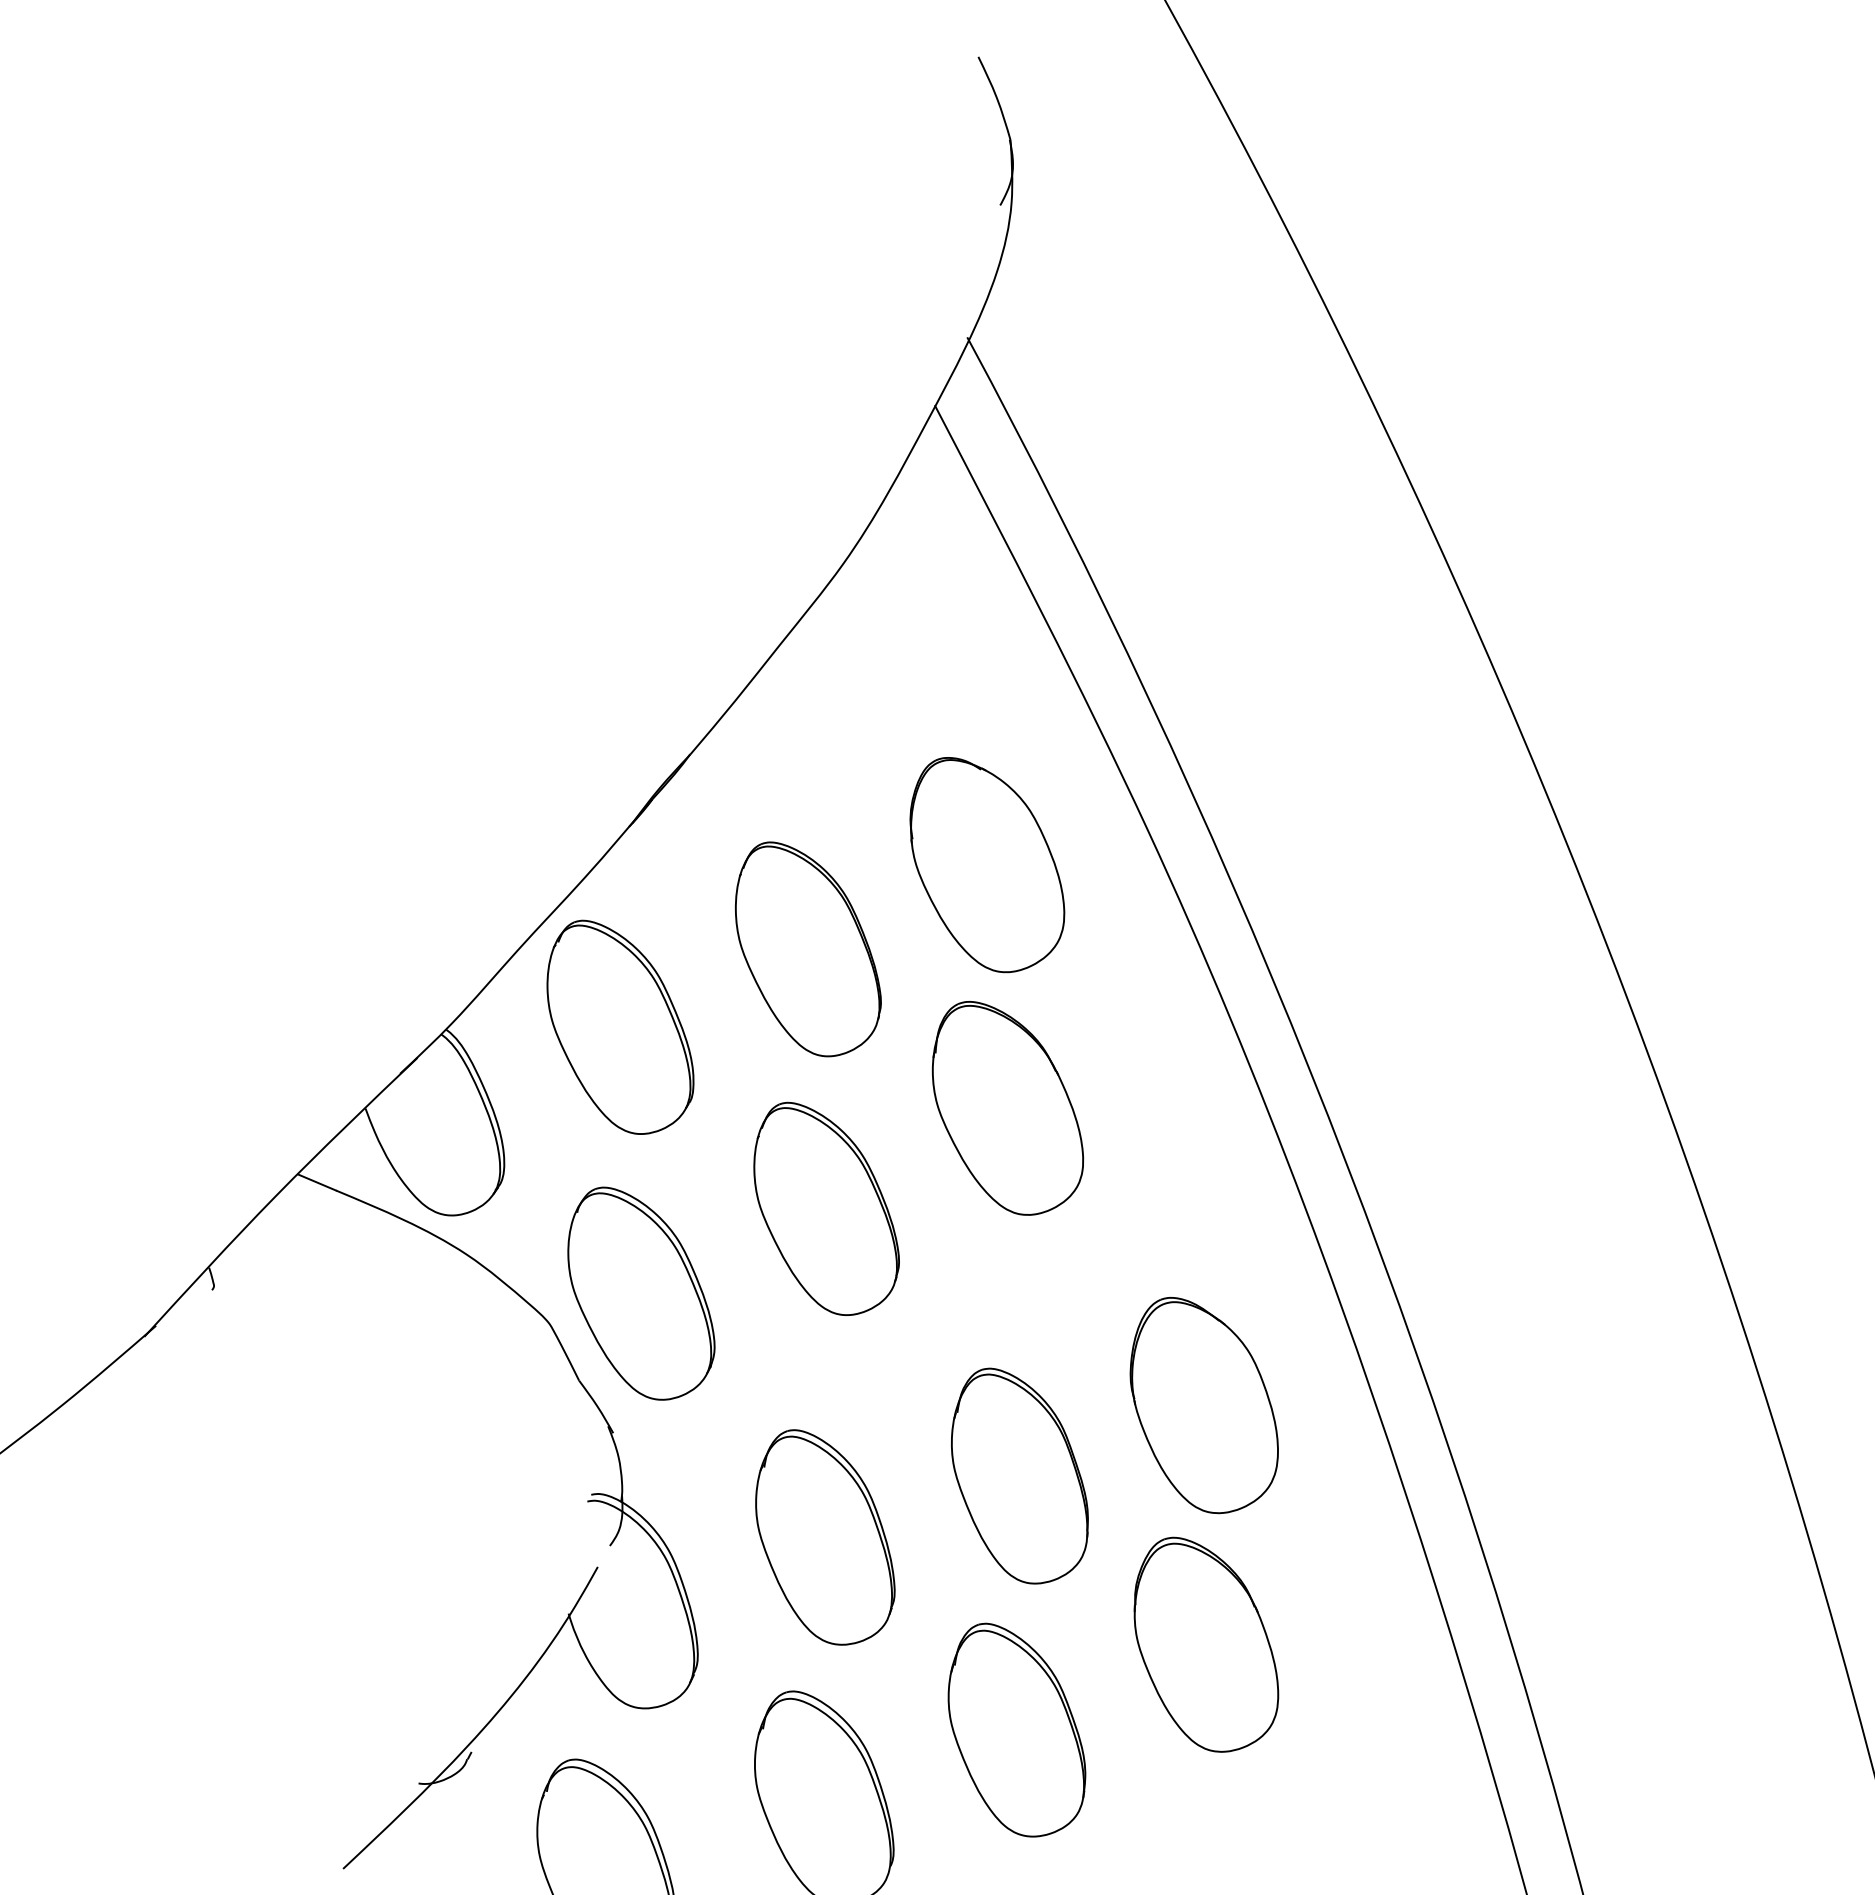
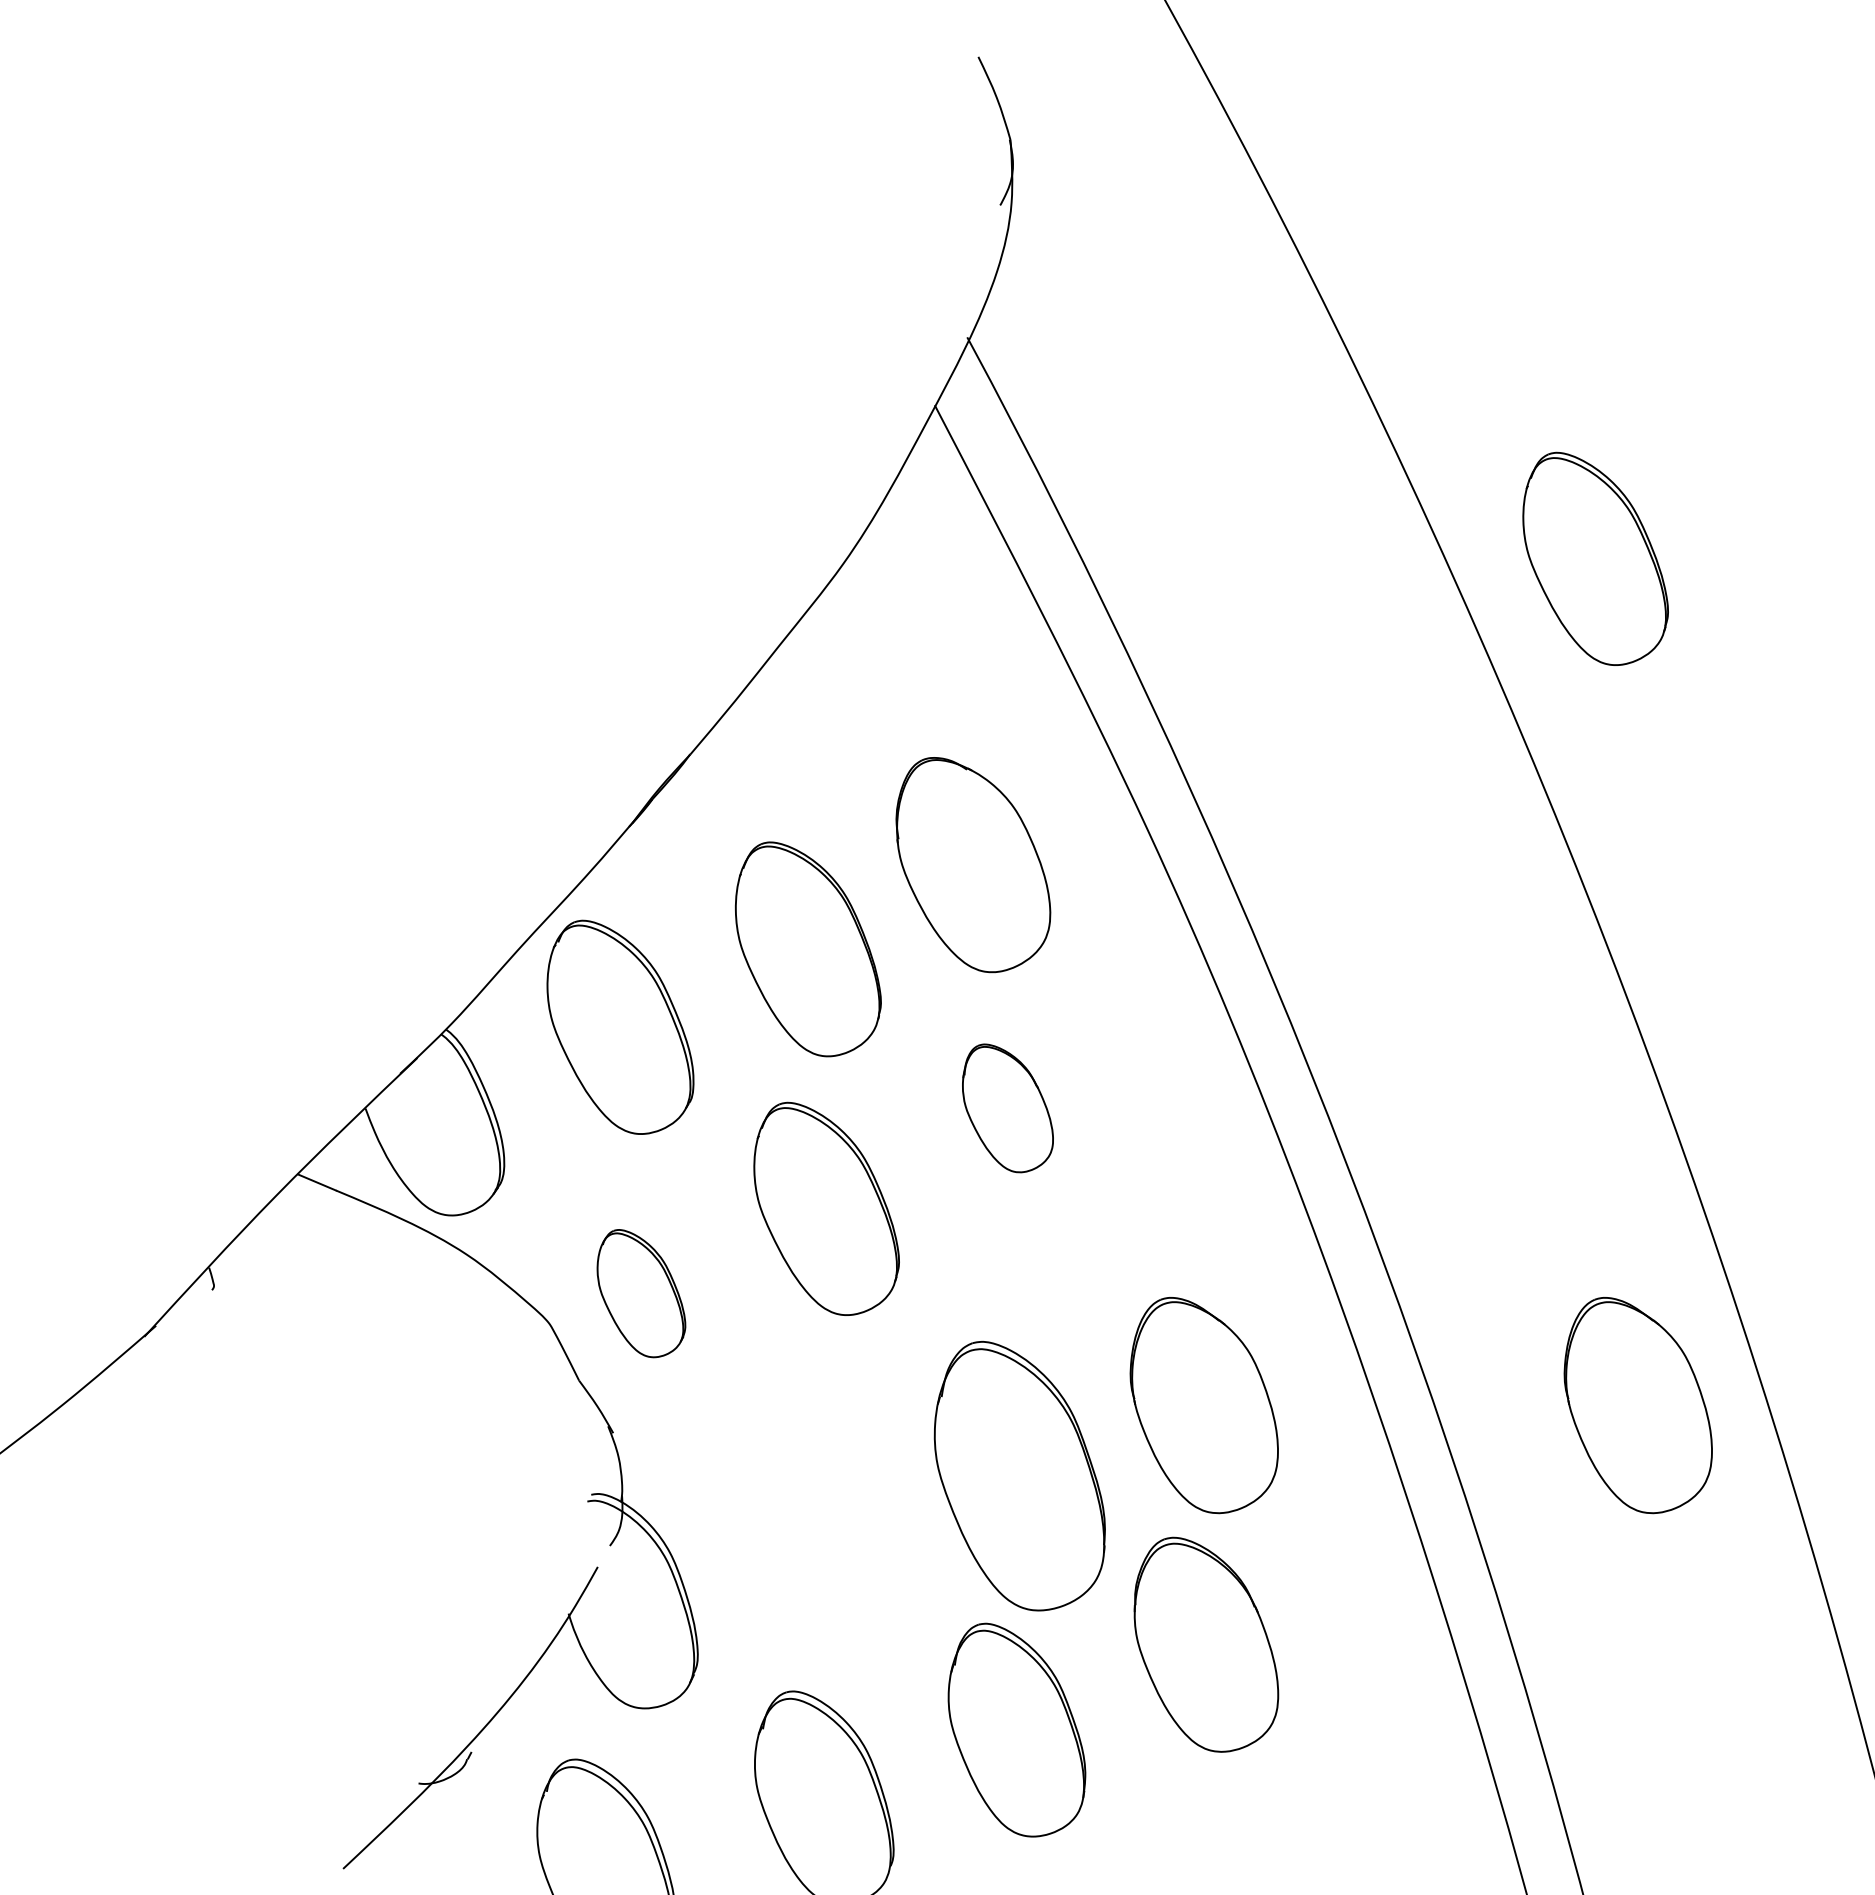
part: none -> present (1595, 558)
part position: (987, 865) -> (973, 865) (973, 865)
part size: 154x215 px -> 92x131 px (1007, 1108)
part size: 149x215 px -> 91x130 px (641, 1293)
part: none -> present (1637, 1405)
part size: 138x218 px -> 173x271 px (1019, 1476)
part: present -> none (825, 1537)
